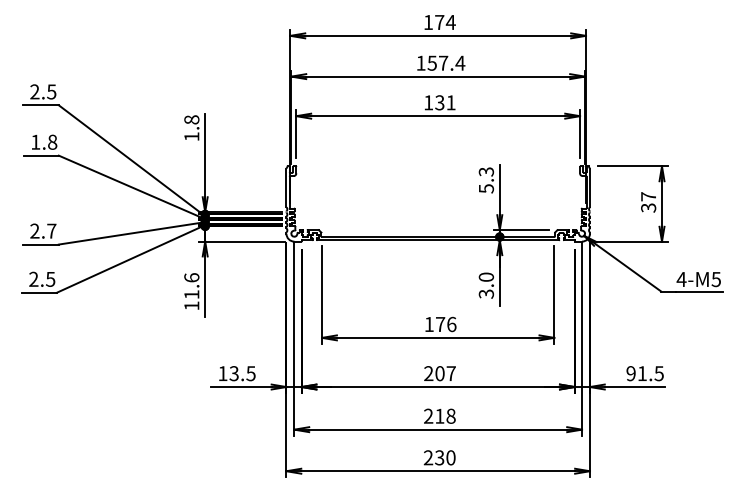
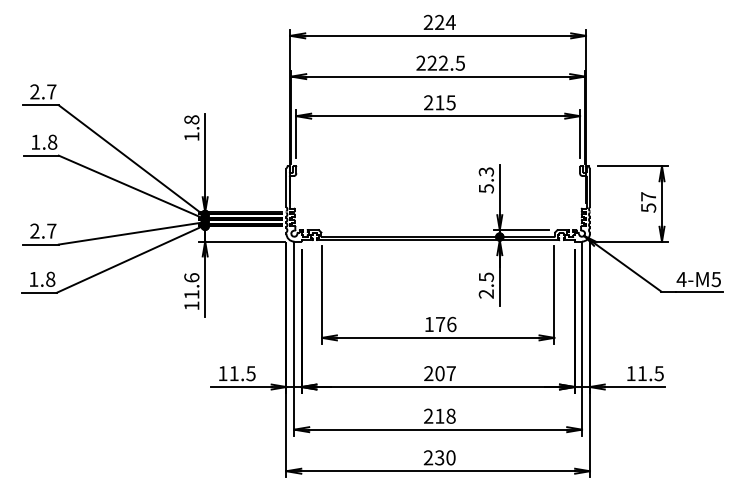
text: 174 -> 224 (433, 21)
text: 157.4 -> 222.5 (440, 62)
text: 2.5 -> 2.7 (51, 91)
text: 131 -> 215 (439, 102)
text: 37 -> 57 (648, 207)
text: 2.5 -> 1.8 (42, 278)
text: 3.0 -> 2.5 (486, 285)
text: 13.5 -> 11.5 (233, 373)
text: 91.5 -> 11.5 (630, 373)
